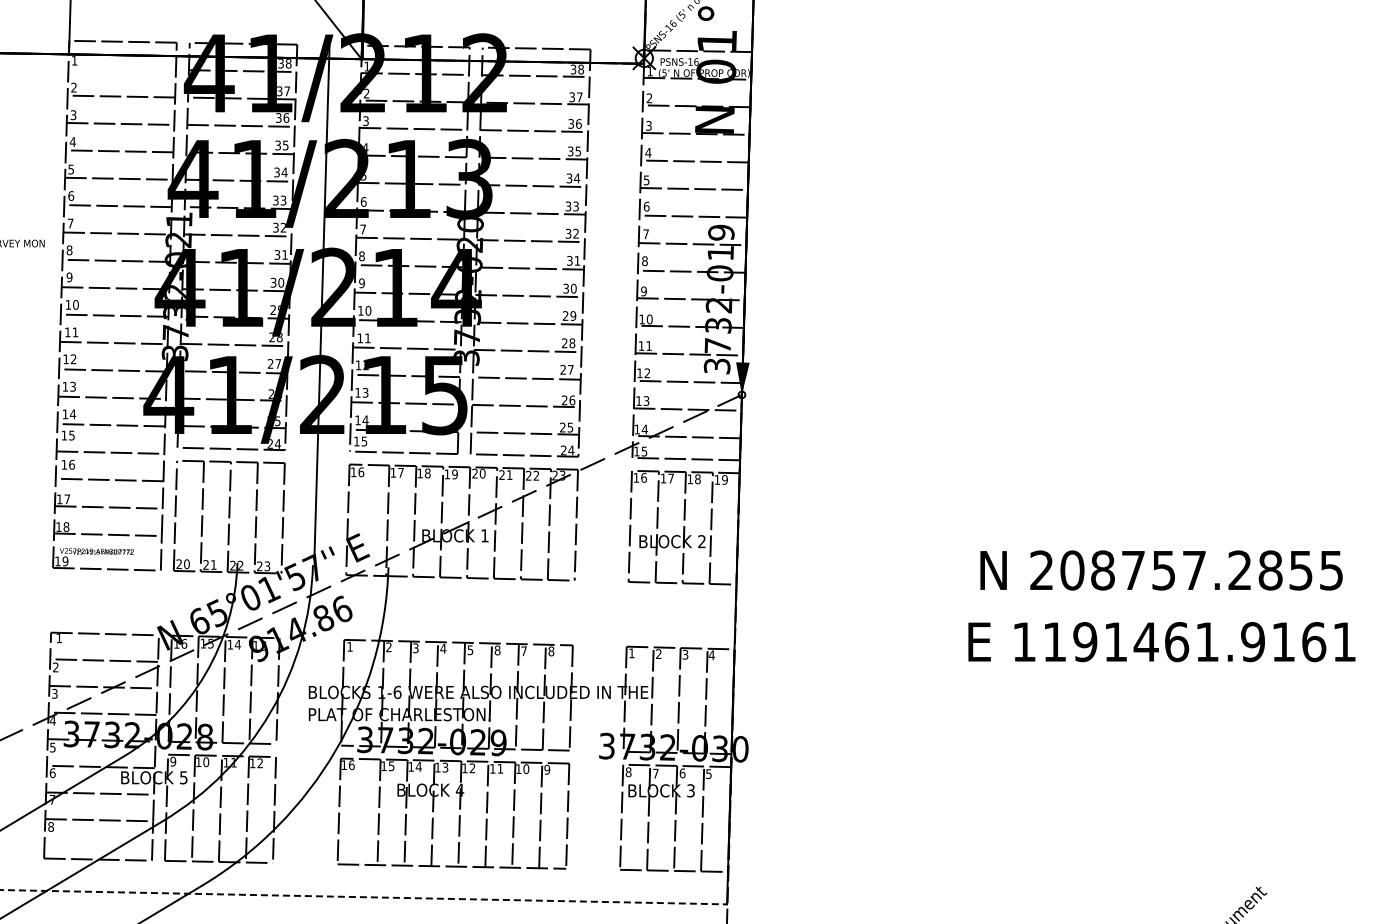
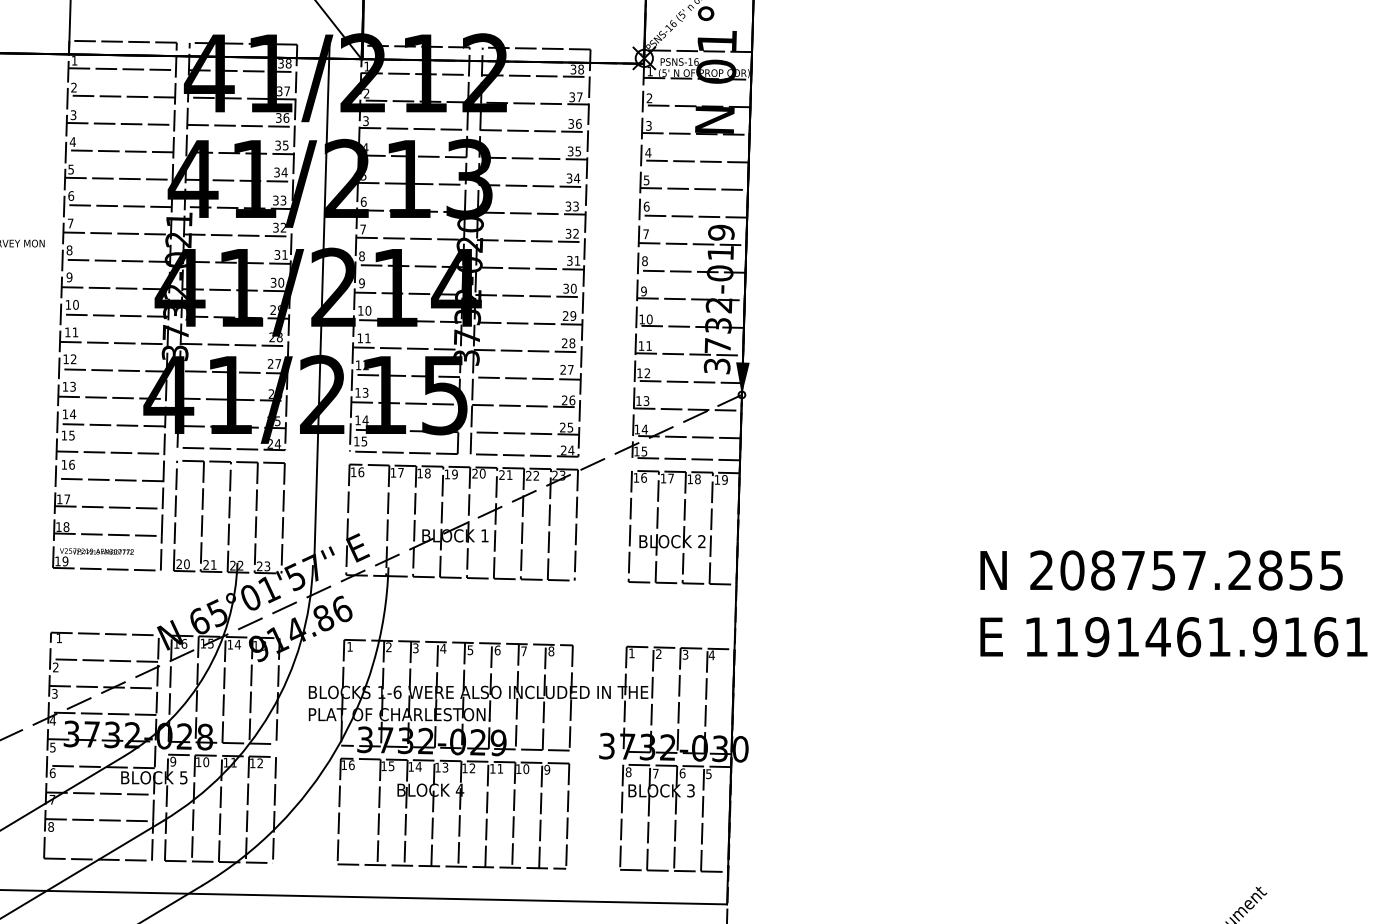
line: none -> present (122, 69)
text position: (1161, 642) -> (1173, 637) (1173, 637)
text: 8 -> 6 (497, 650)
line: dashed -> solid (364, 897)
